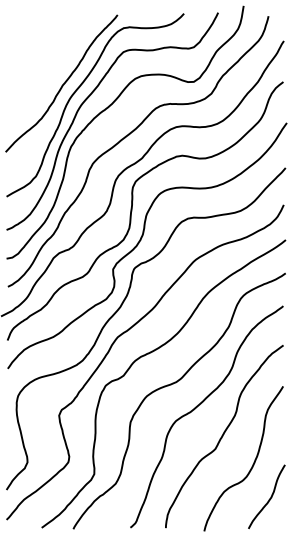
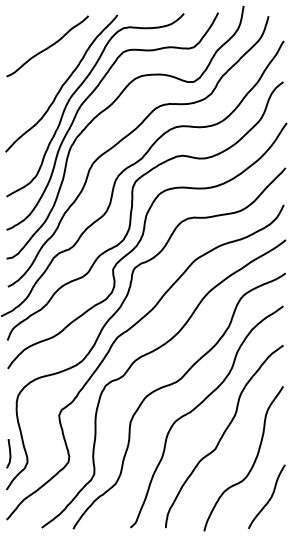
curve: none -> present (48, 46)
curve: none -> present (9, 453)
